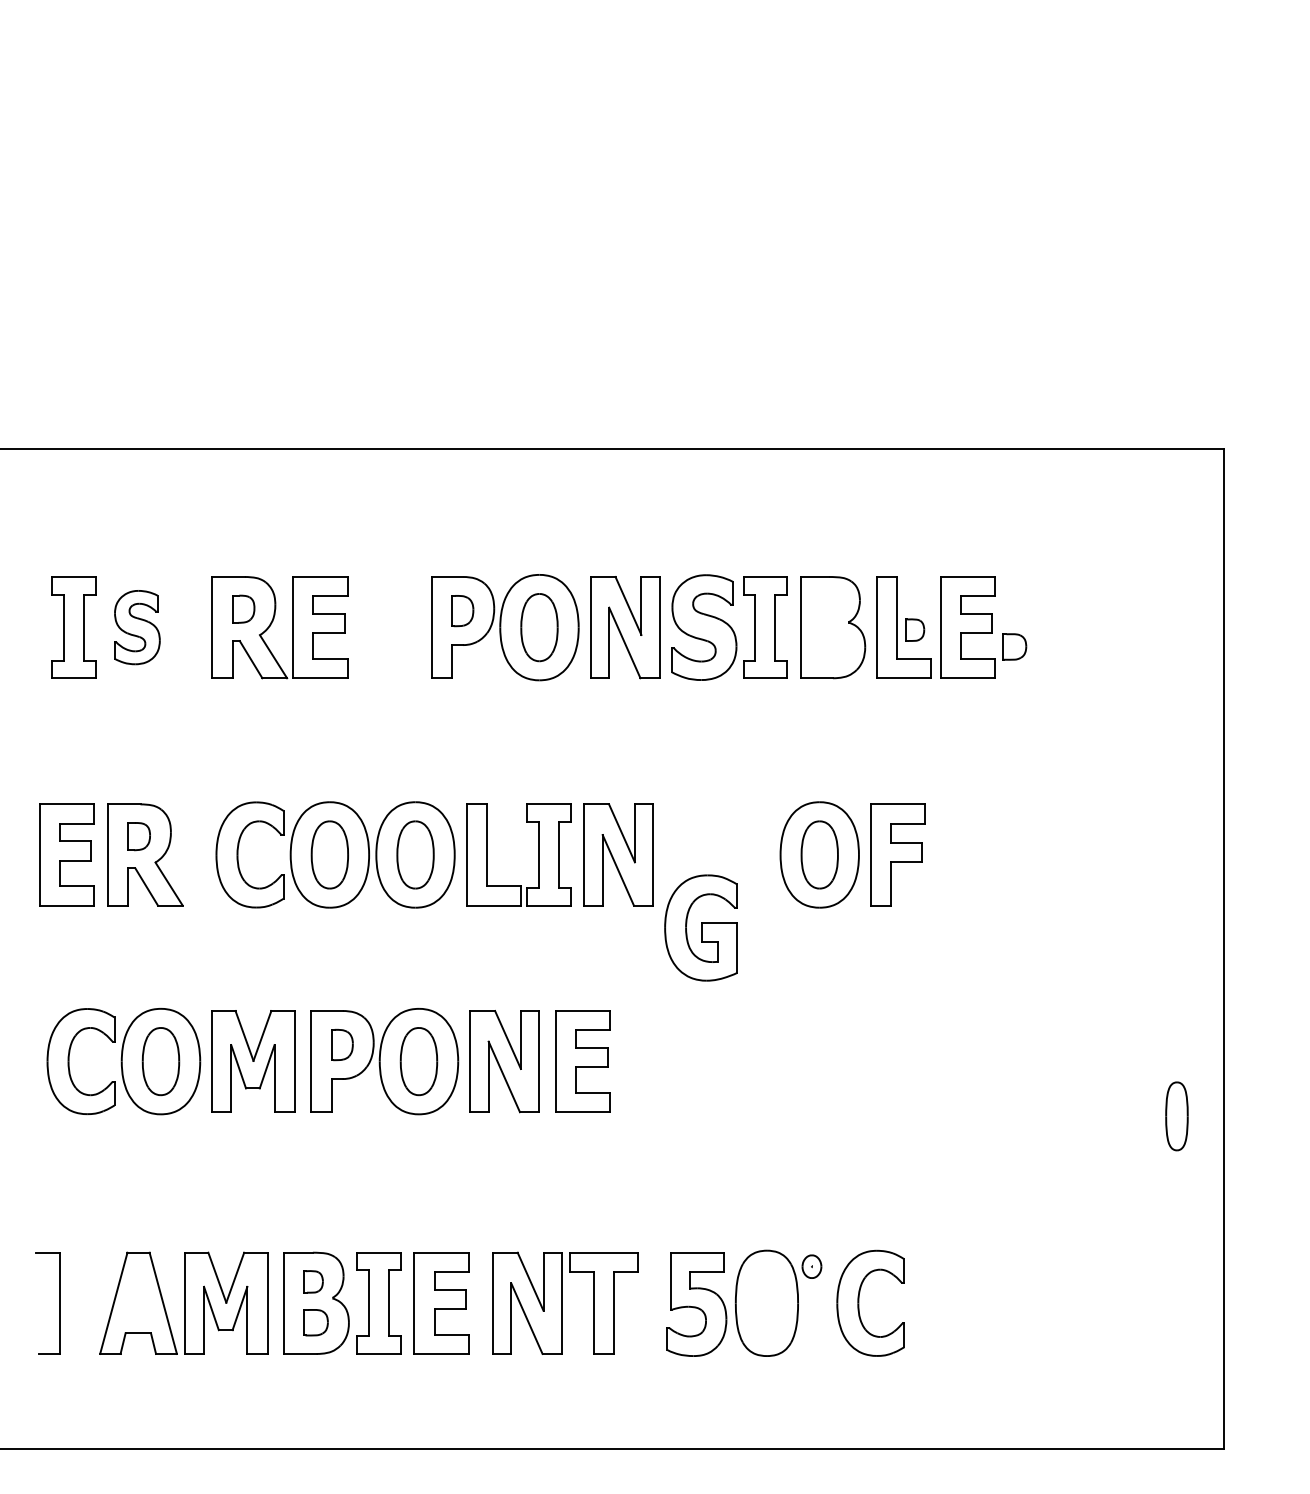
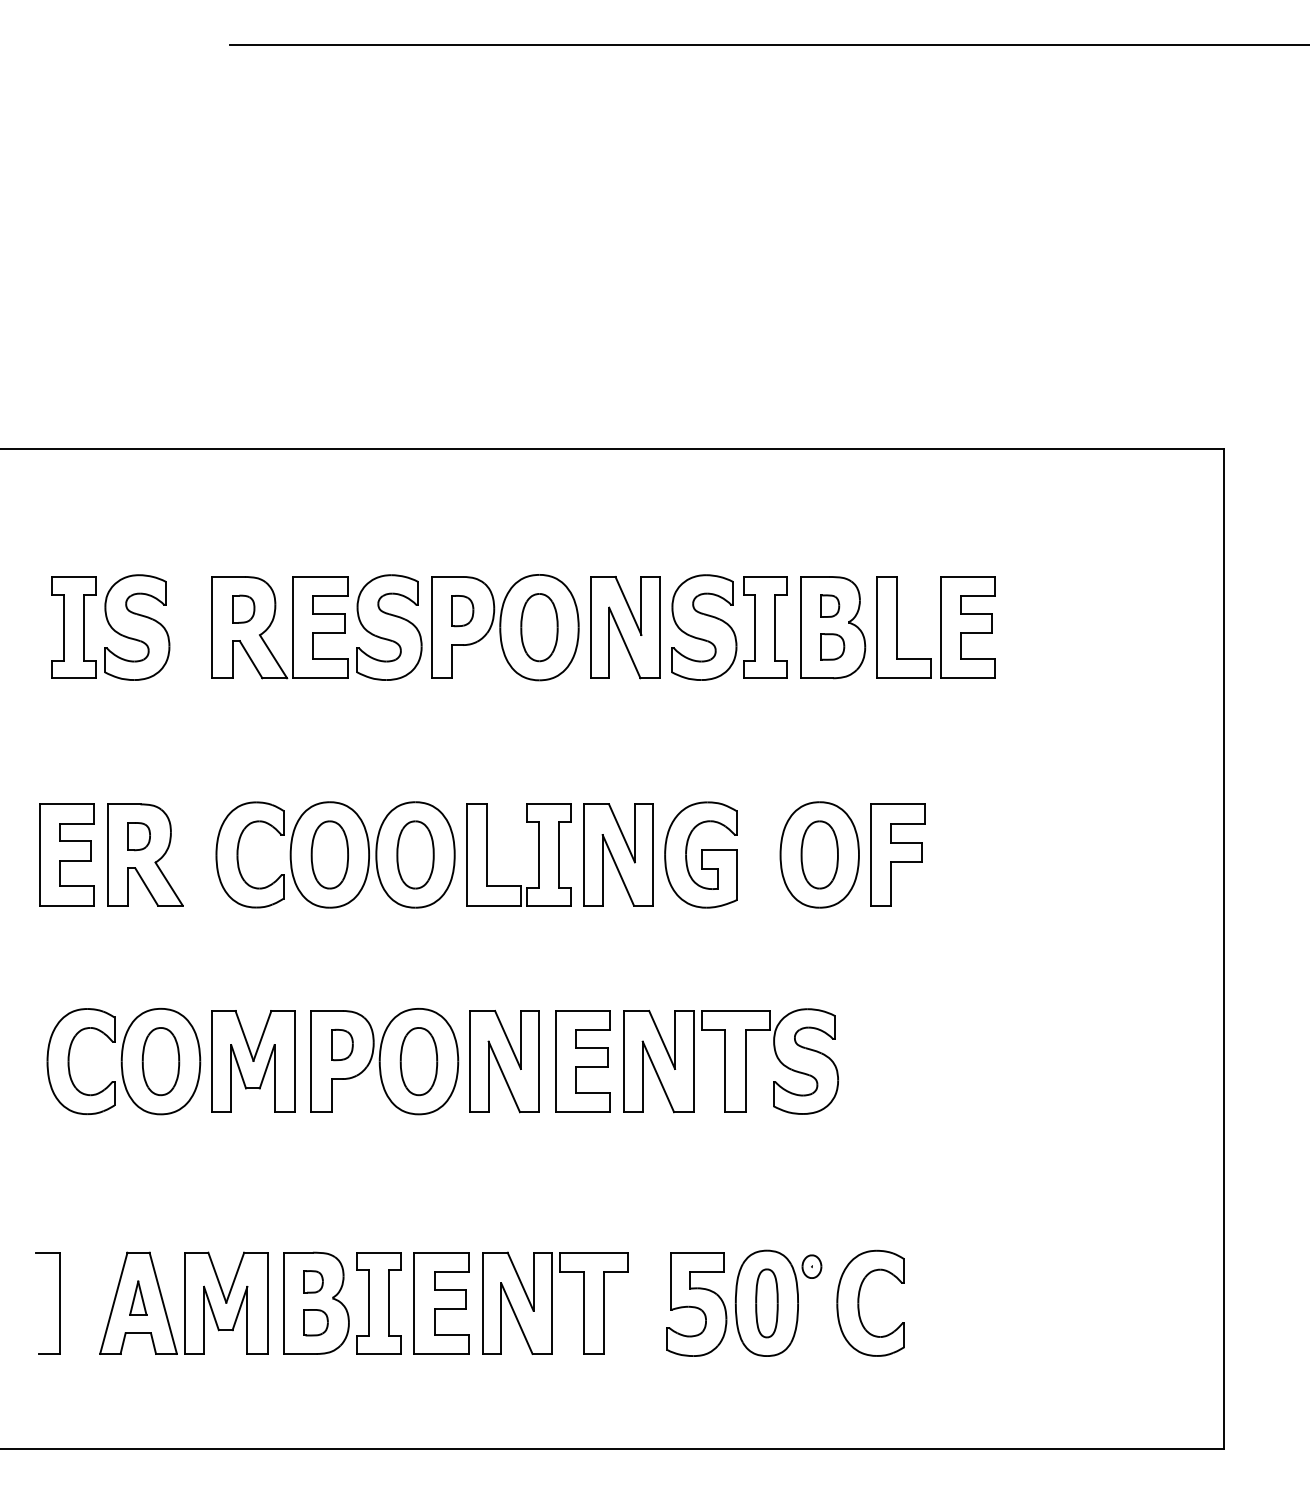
line: none -> present (767, 44)
part size: 47x76 px -> 67x107 px (137, 627)
part: none -> present (389, 627)
part position: (915, 629) -> (830, 605) (830, 605)
part position: (1014, 646) -> (832, 646) (832, 646)
part position: (700, 927) -> (700, 854) (700, 854)
part: none -> present (730, 1061)
part position: (1176, 1116) -> (766, 1303) (766, 1303)
part: none -> present (138, 1297)
part position: (565, 1302) -> (555, 1302) (555, 1302)
